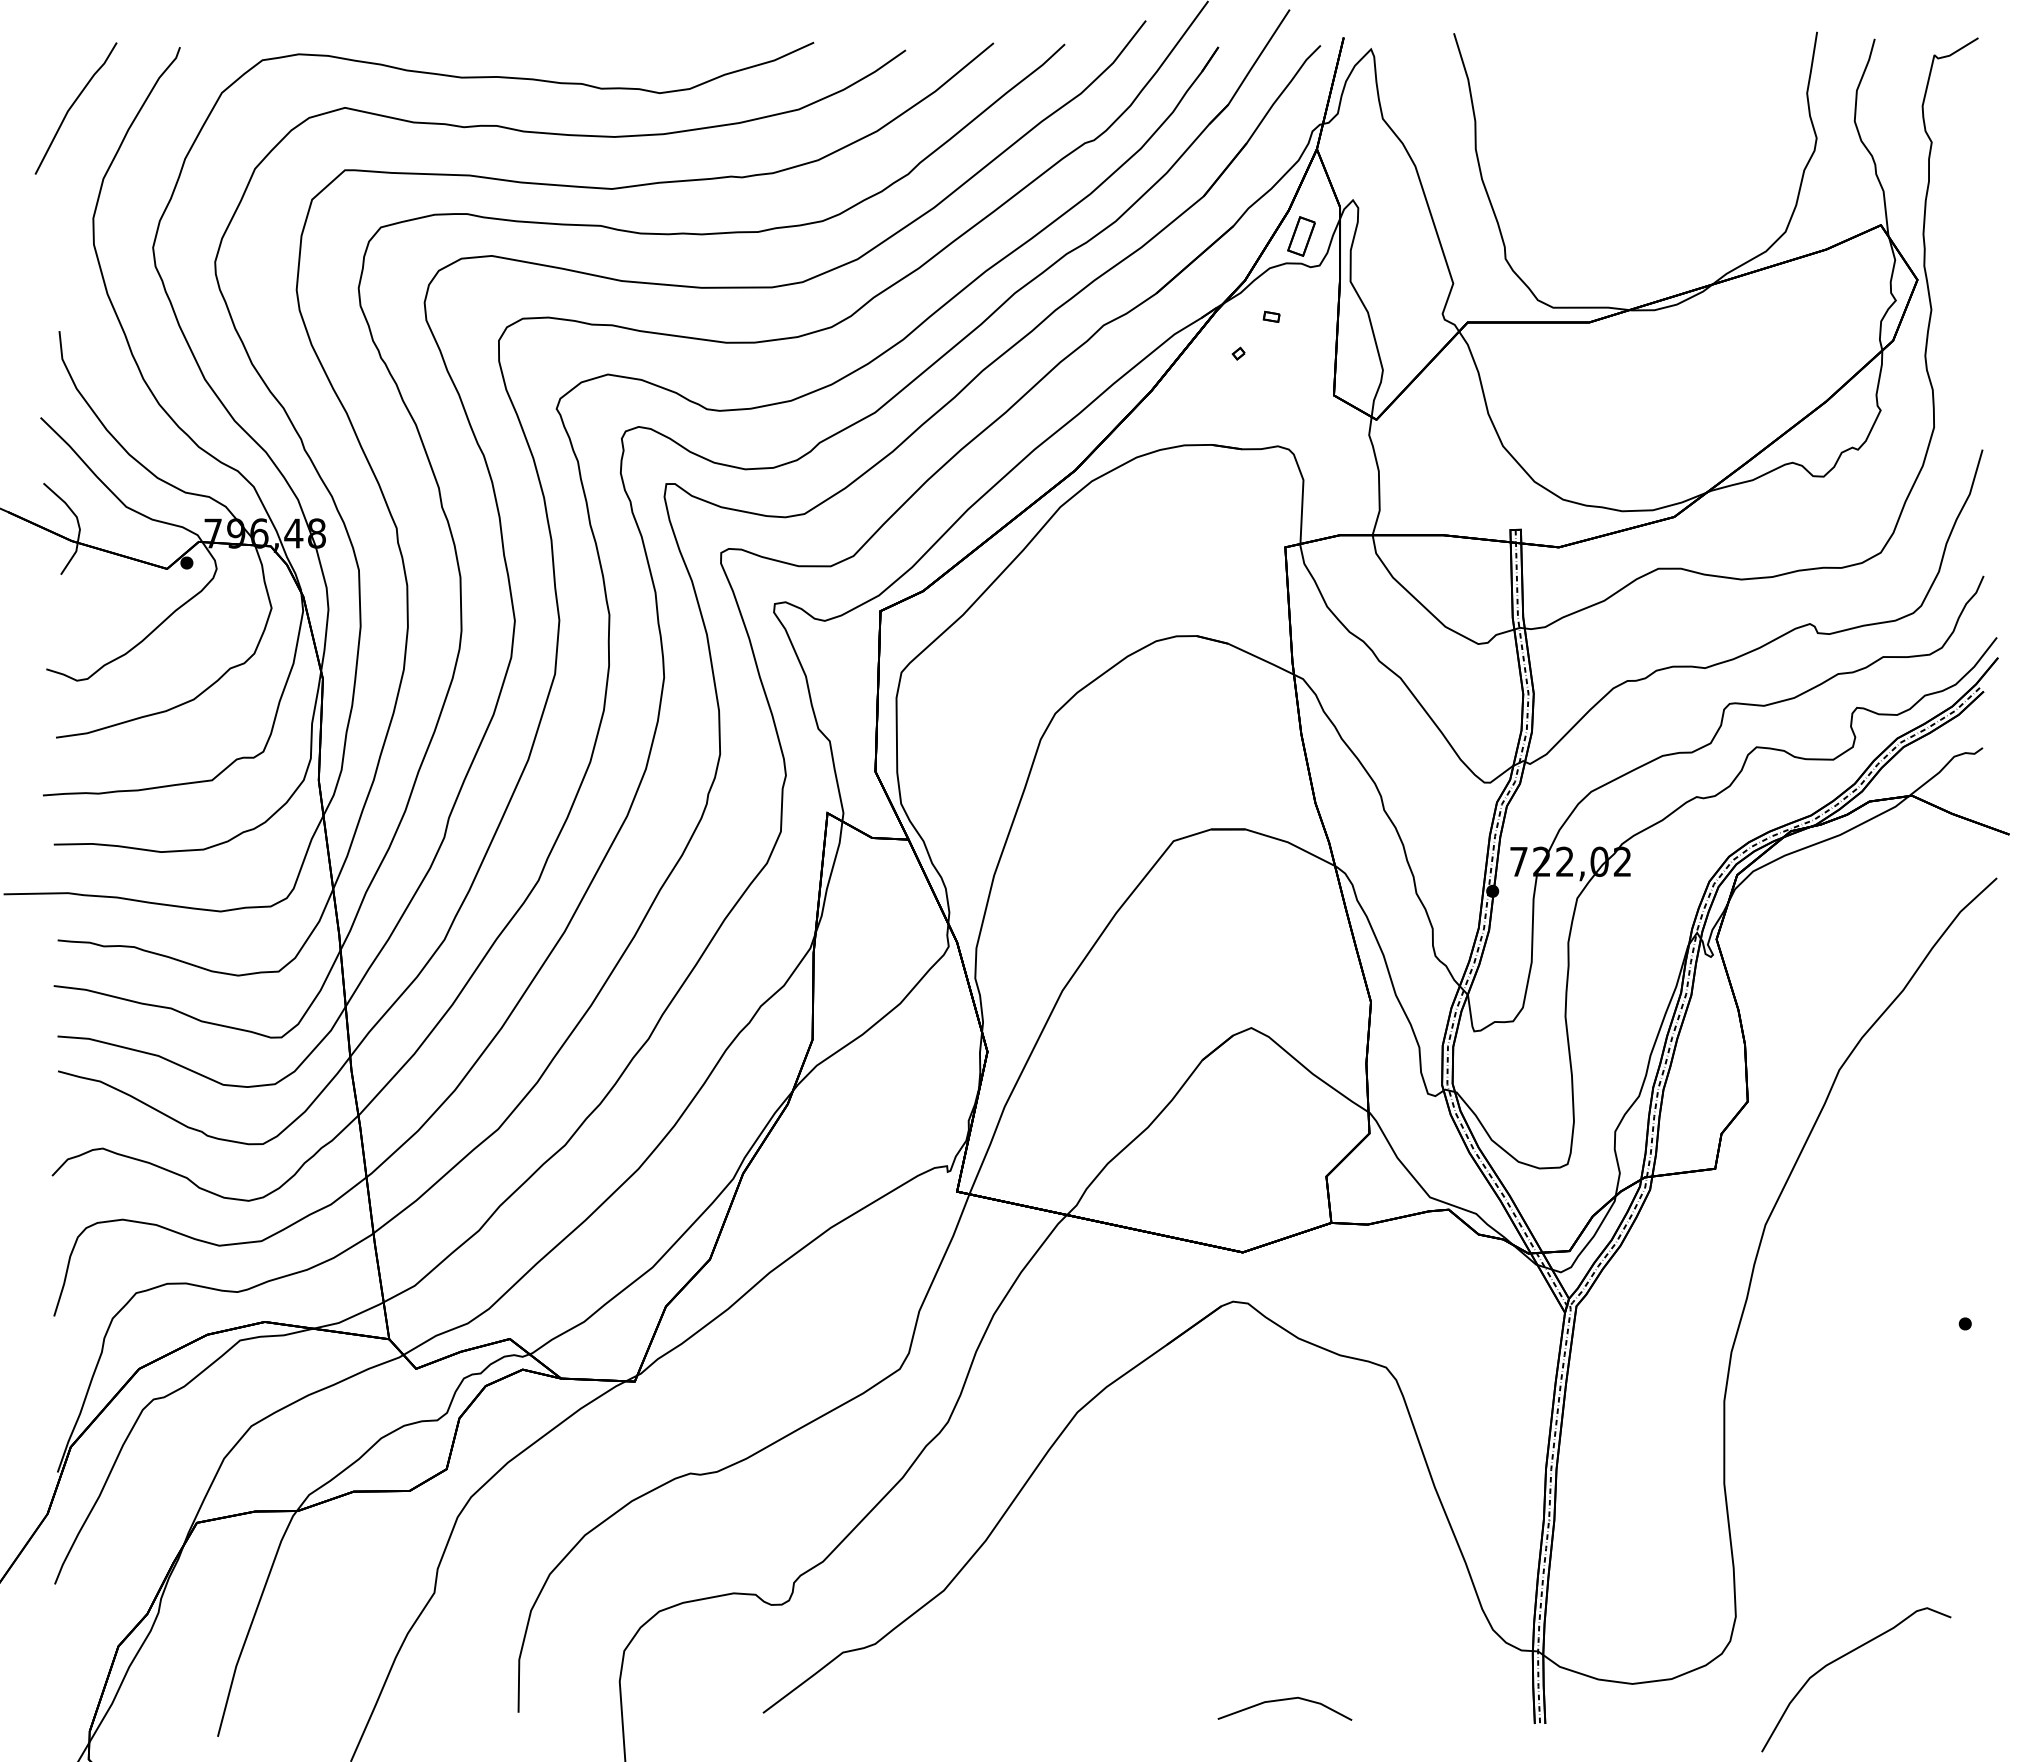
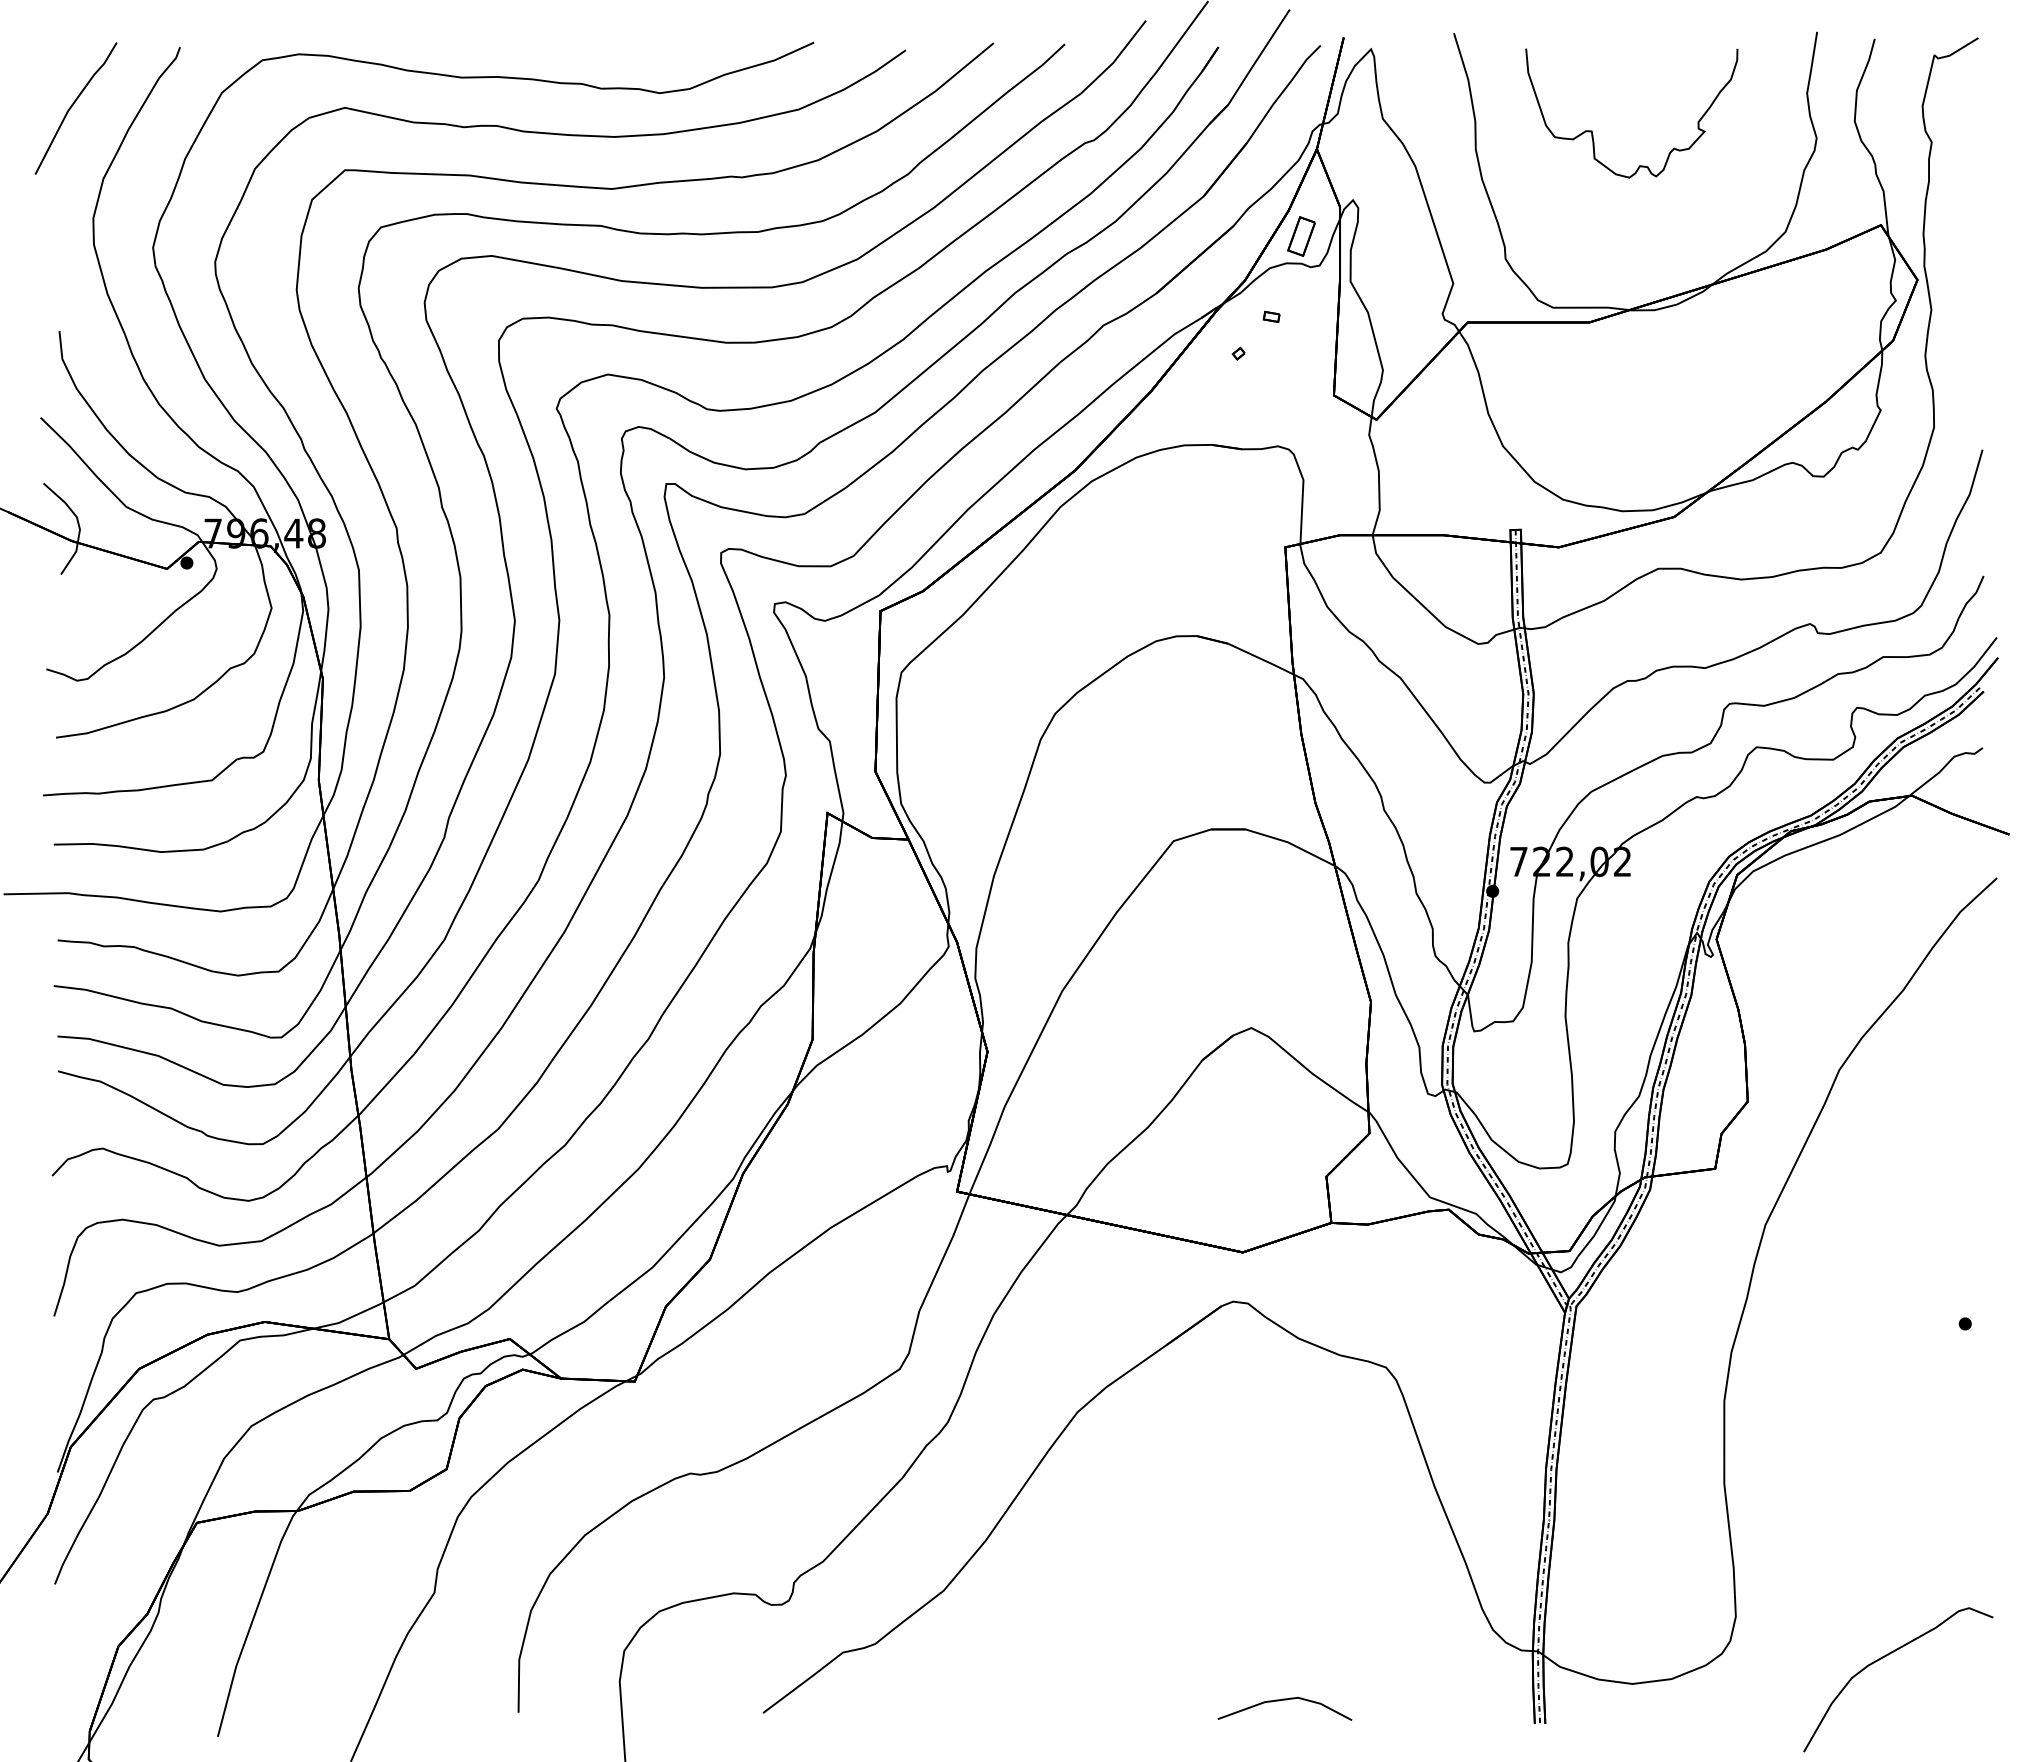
curve: none -> present (1592, 130)
curve position: (1841, 1658) -> (1883, 1658) (1883, 1658)
